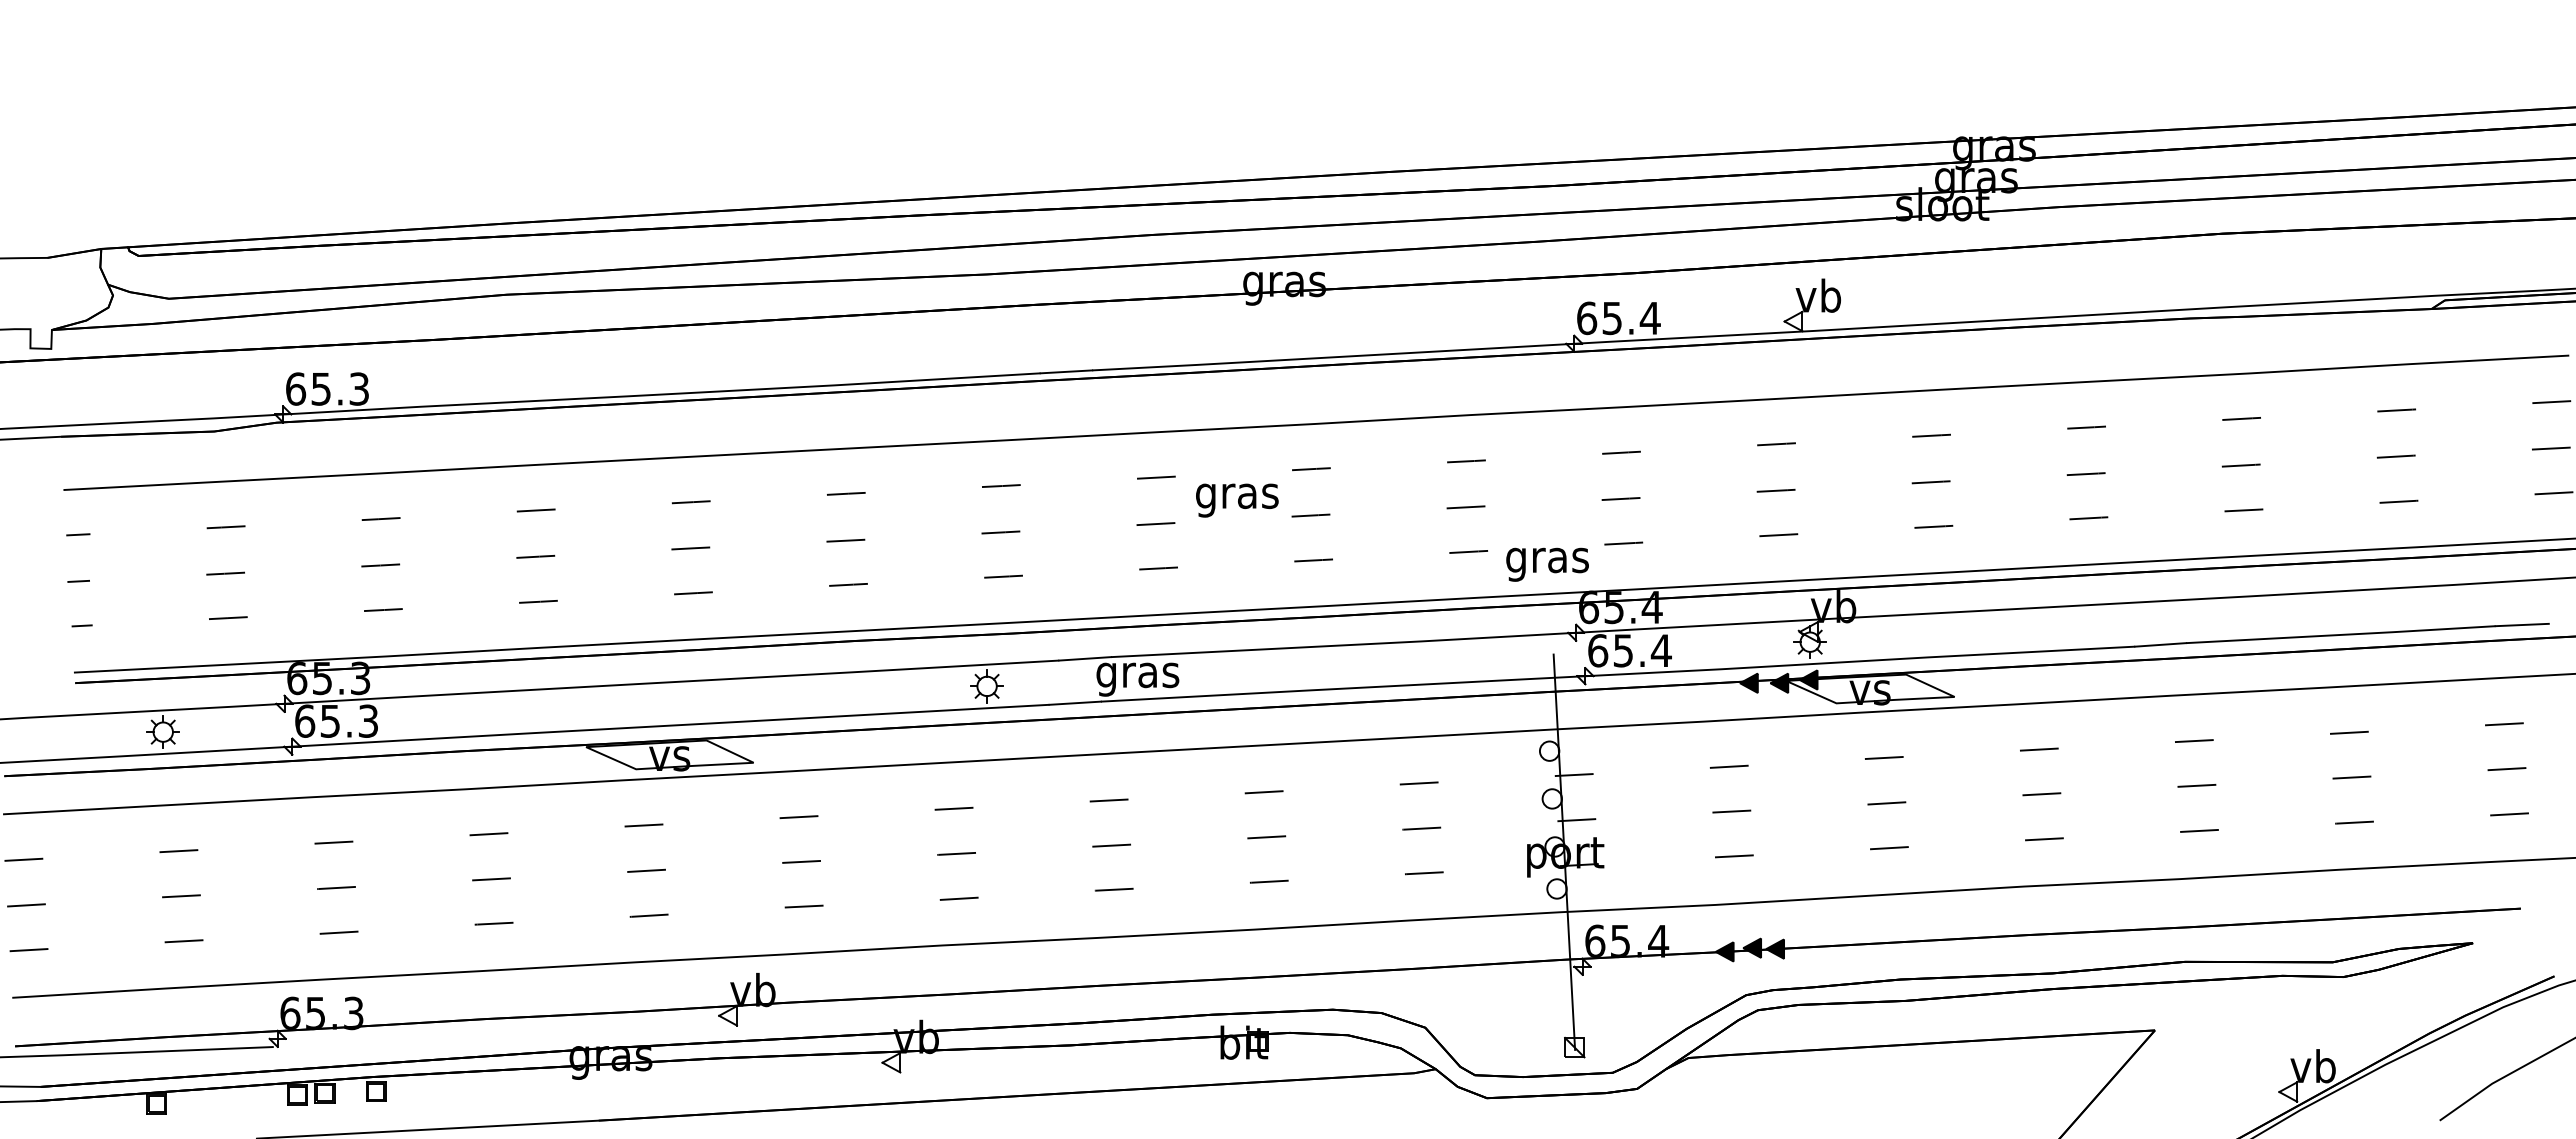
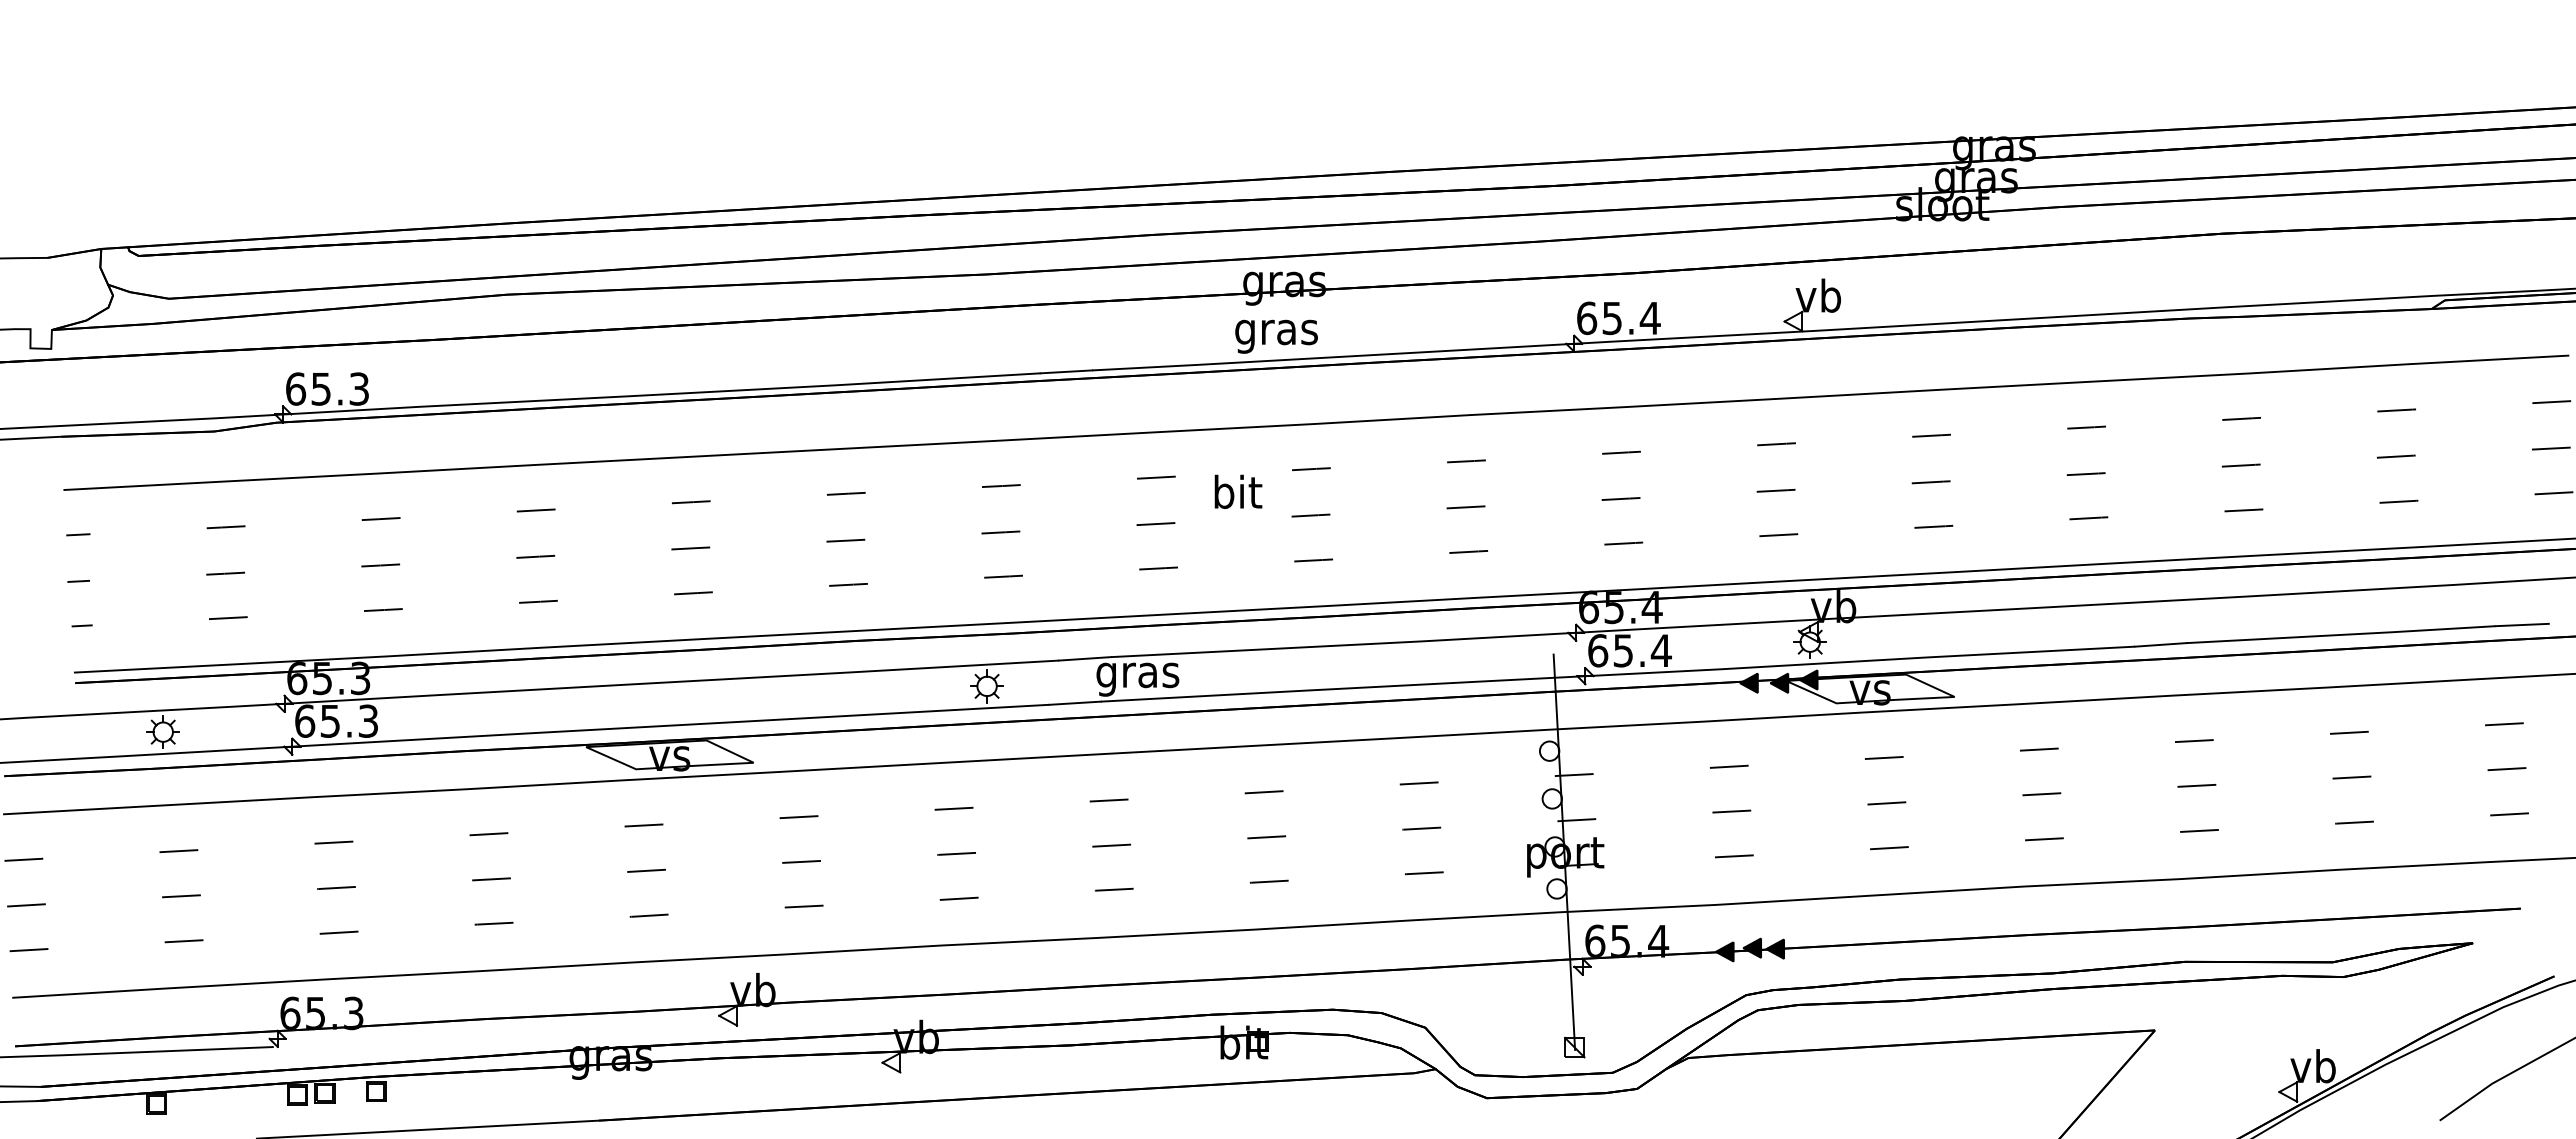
text: gras -> bit (1237, 495)
text position: (1547, 564) -> (1276, 336) (1276, 336)
